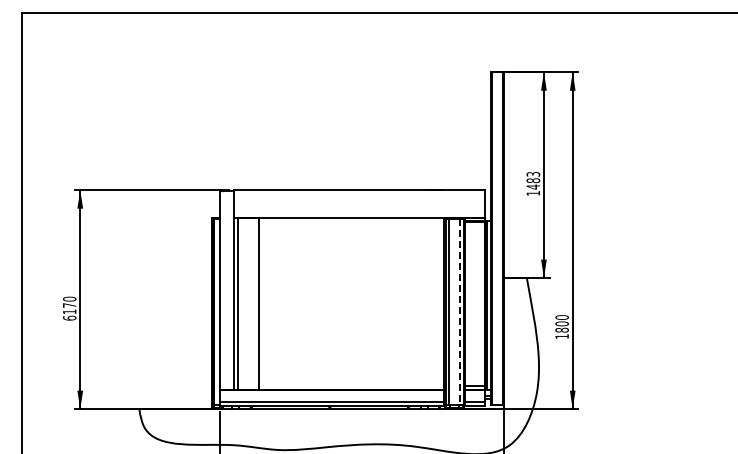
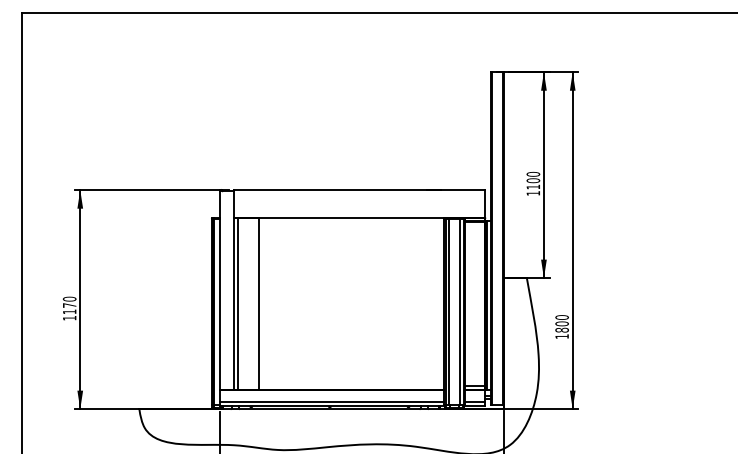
text: 1483 -> 1100 (533, 180)
line: dashed -> solid (459, 312)
text: 6170 -> 1170 (69, 317)
